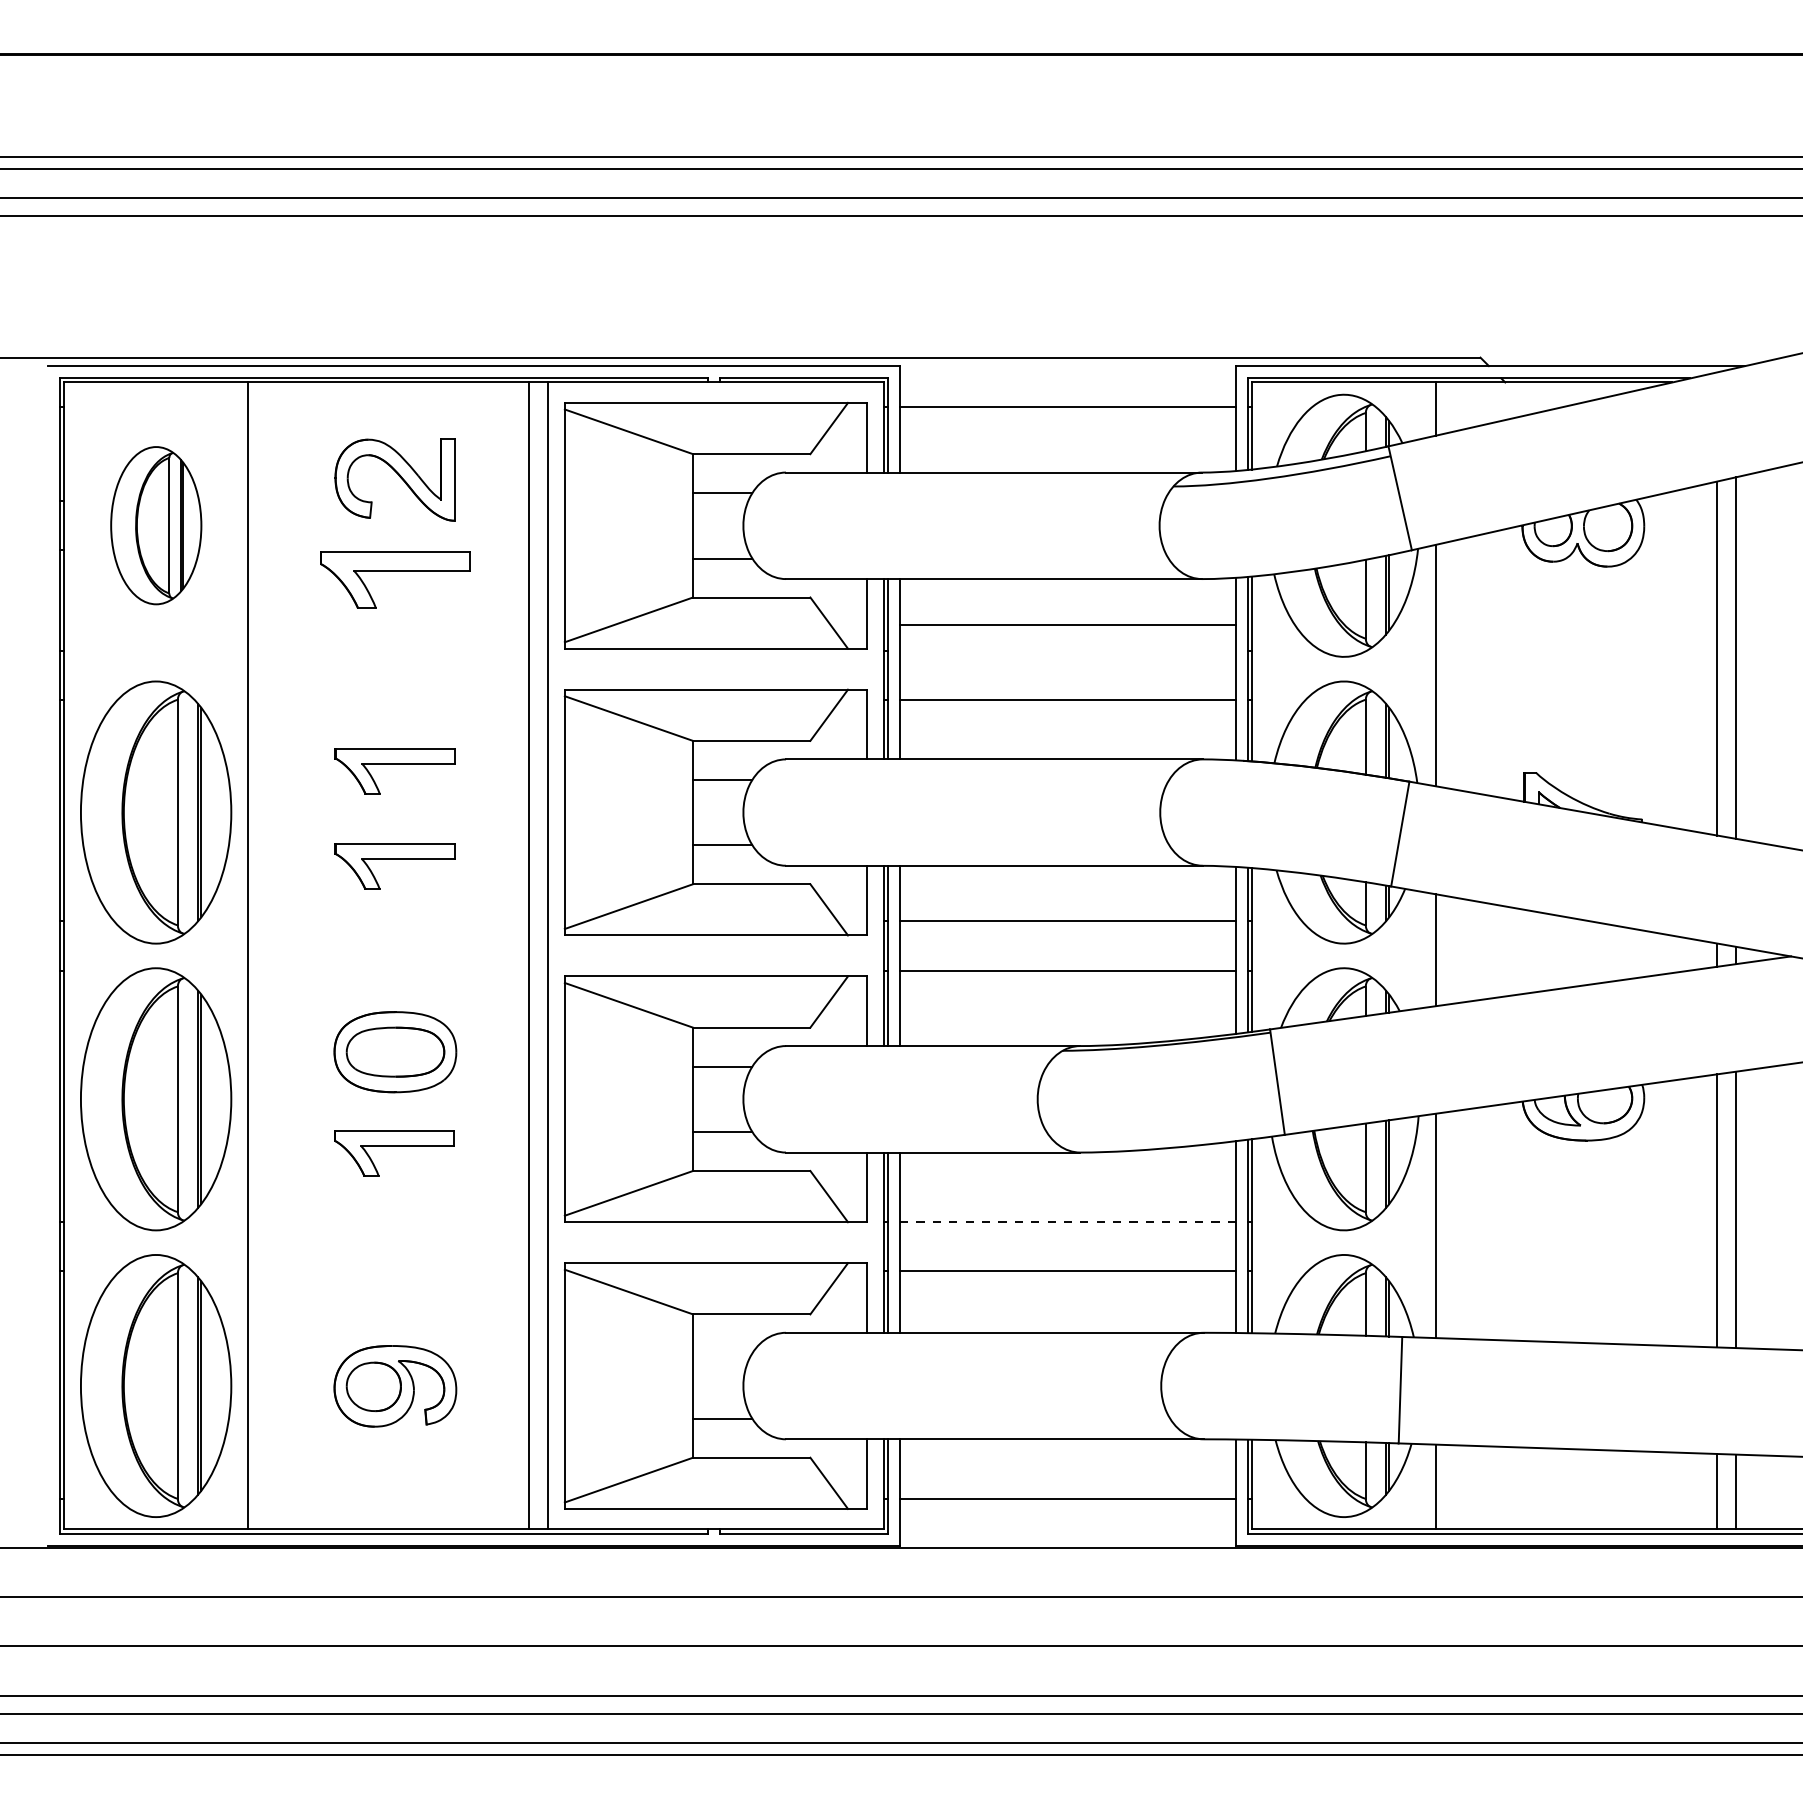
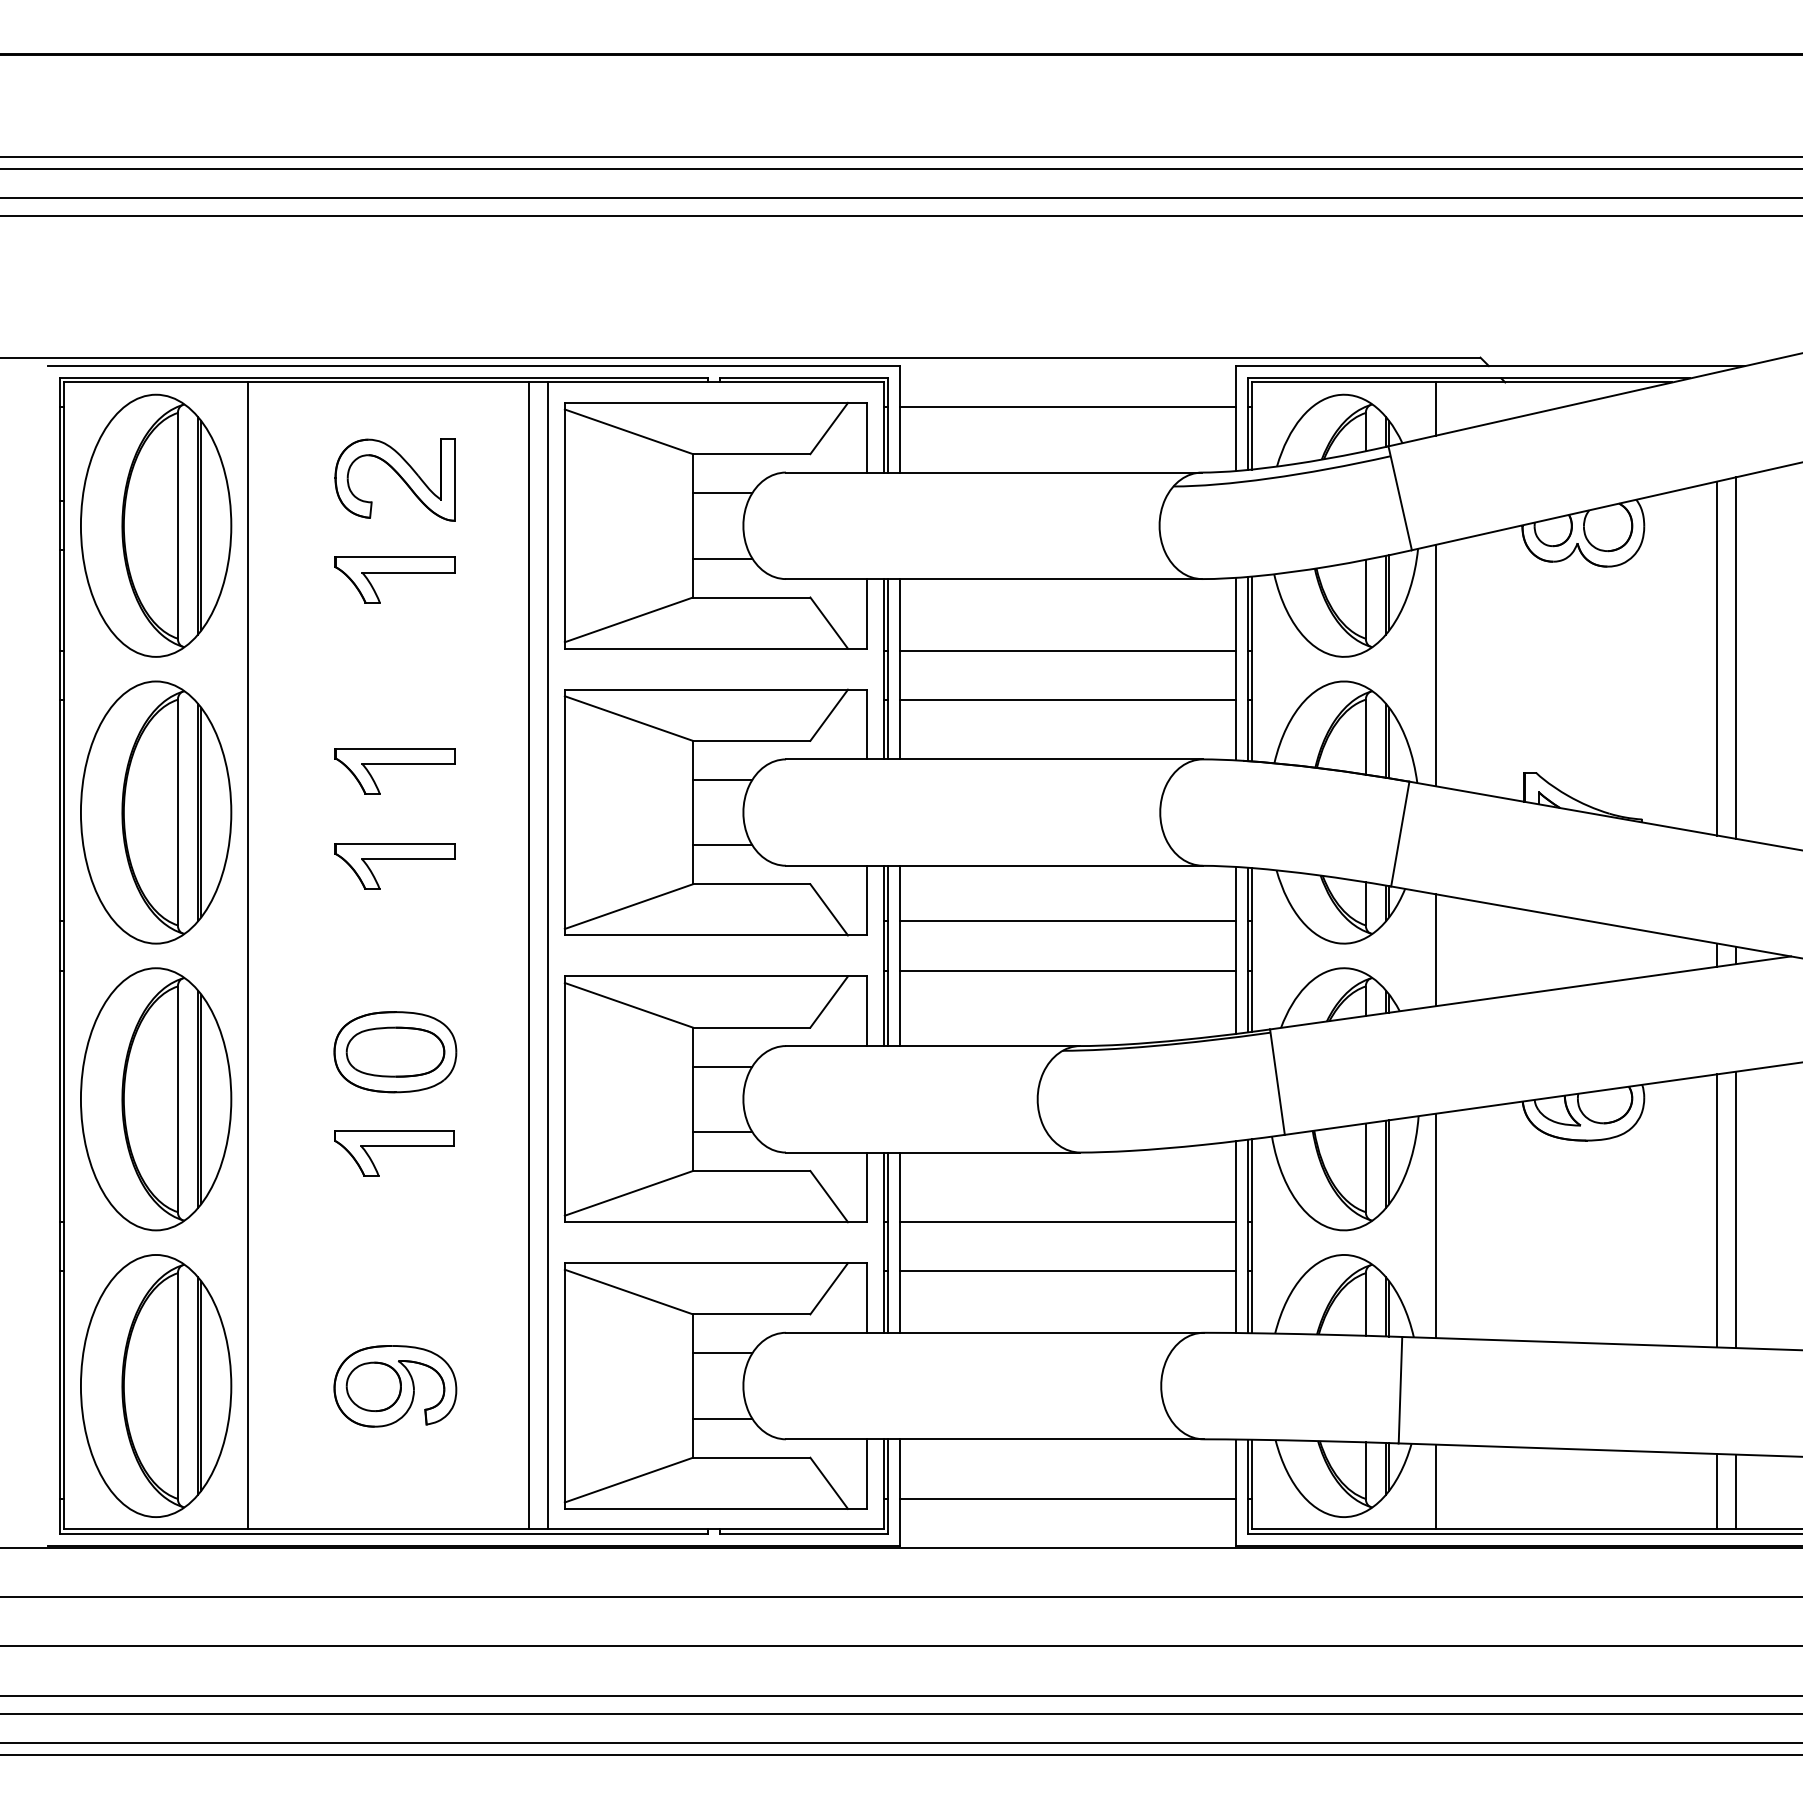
part size: 93x160 px -> 153x265 px (156, 525)
part size: 151x58 px -> 122x48 px (394, 579)
line position: (1067, 624) -> (1067, 650) (1067, 650)
line: dashed -> solid (1067, 1222)
line: none -> present (722, 1353)
